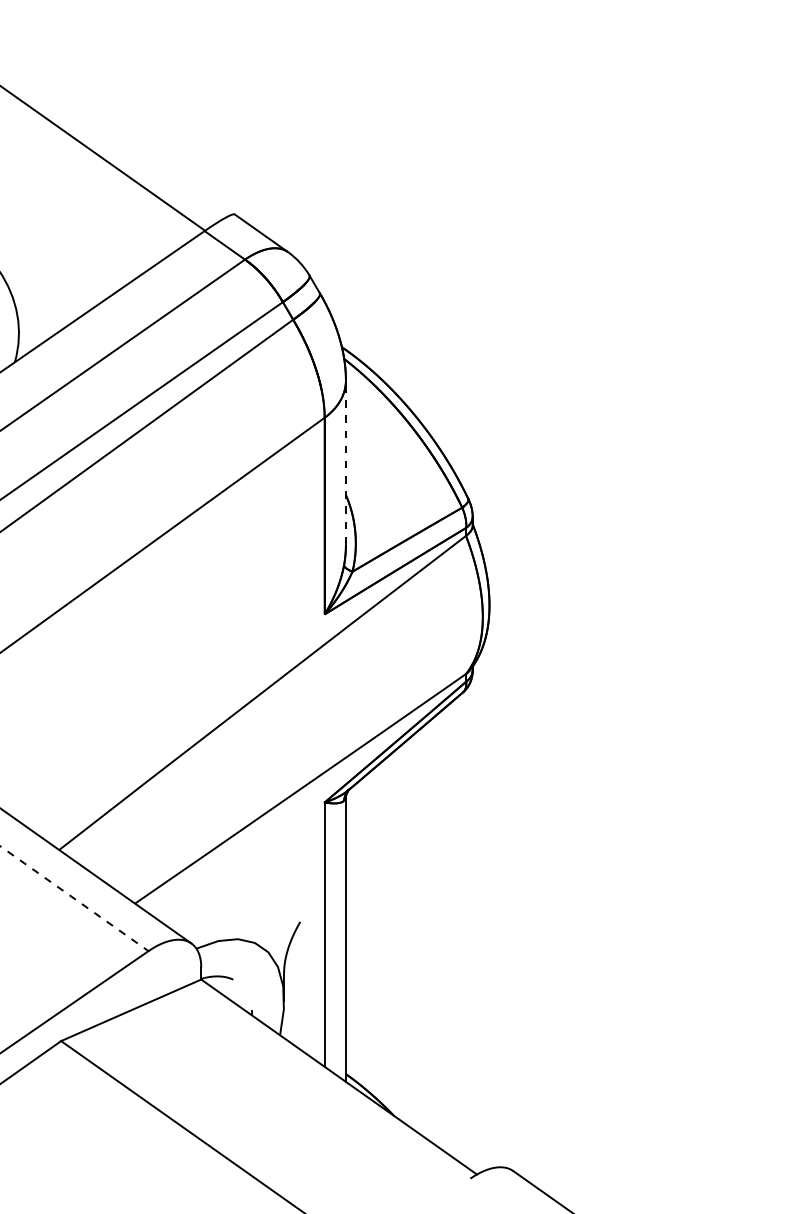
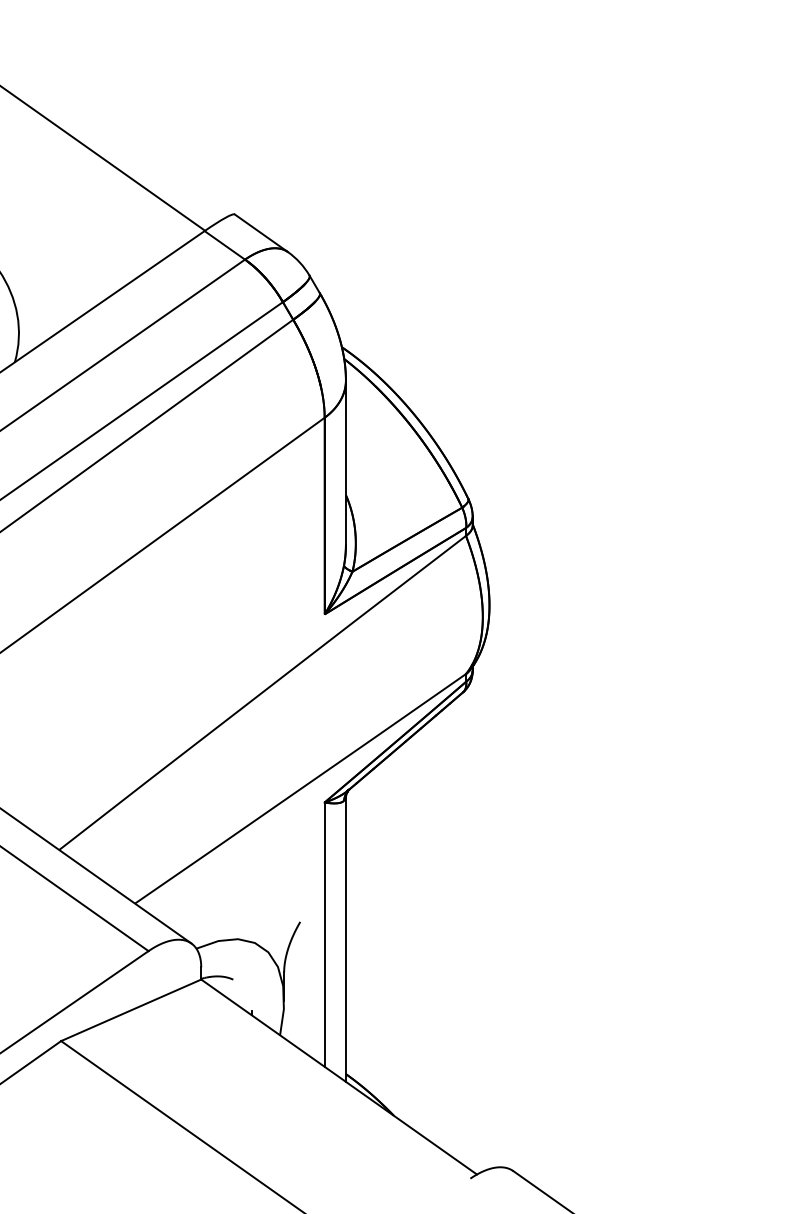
line: dashed -> solid (345, 462)
line: dashed -> solid (75, 899)
